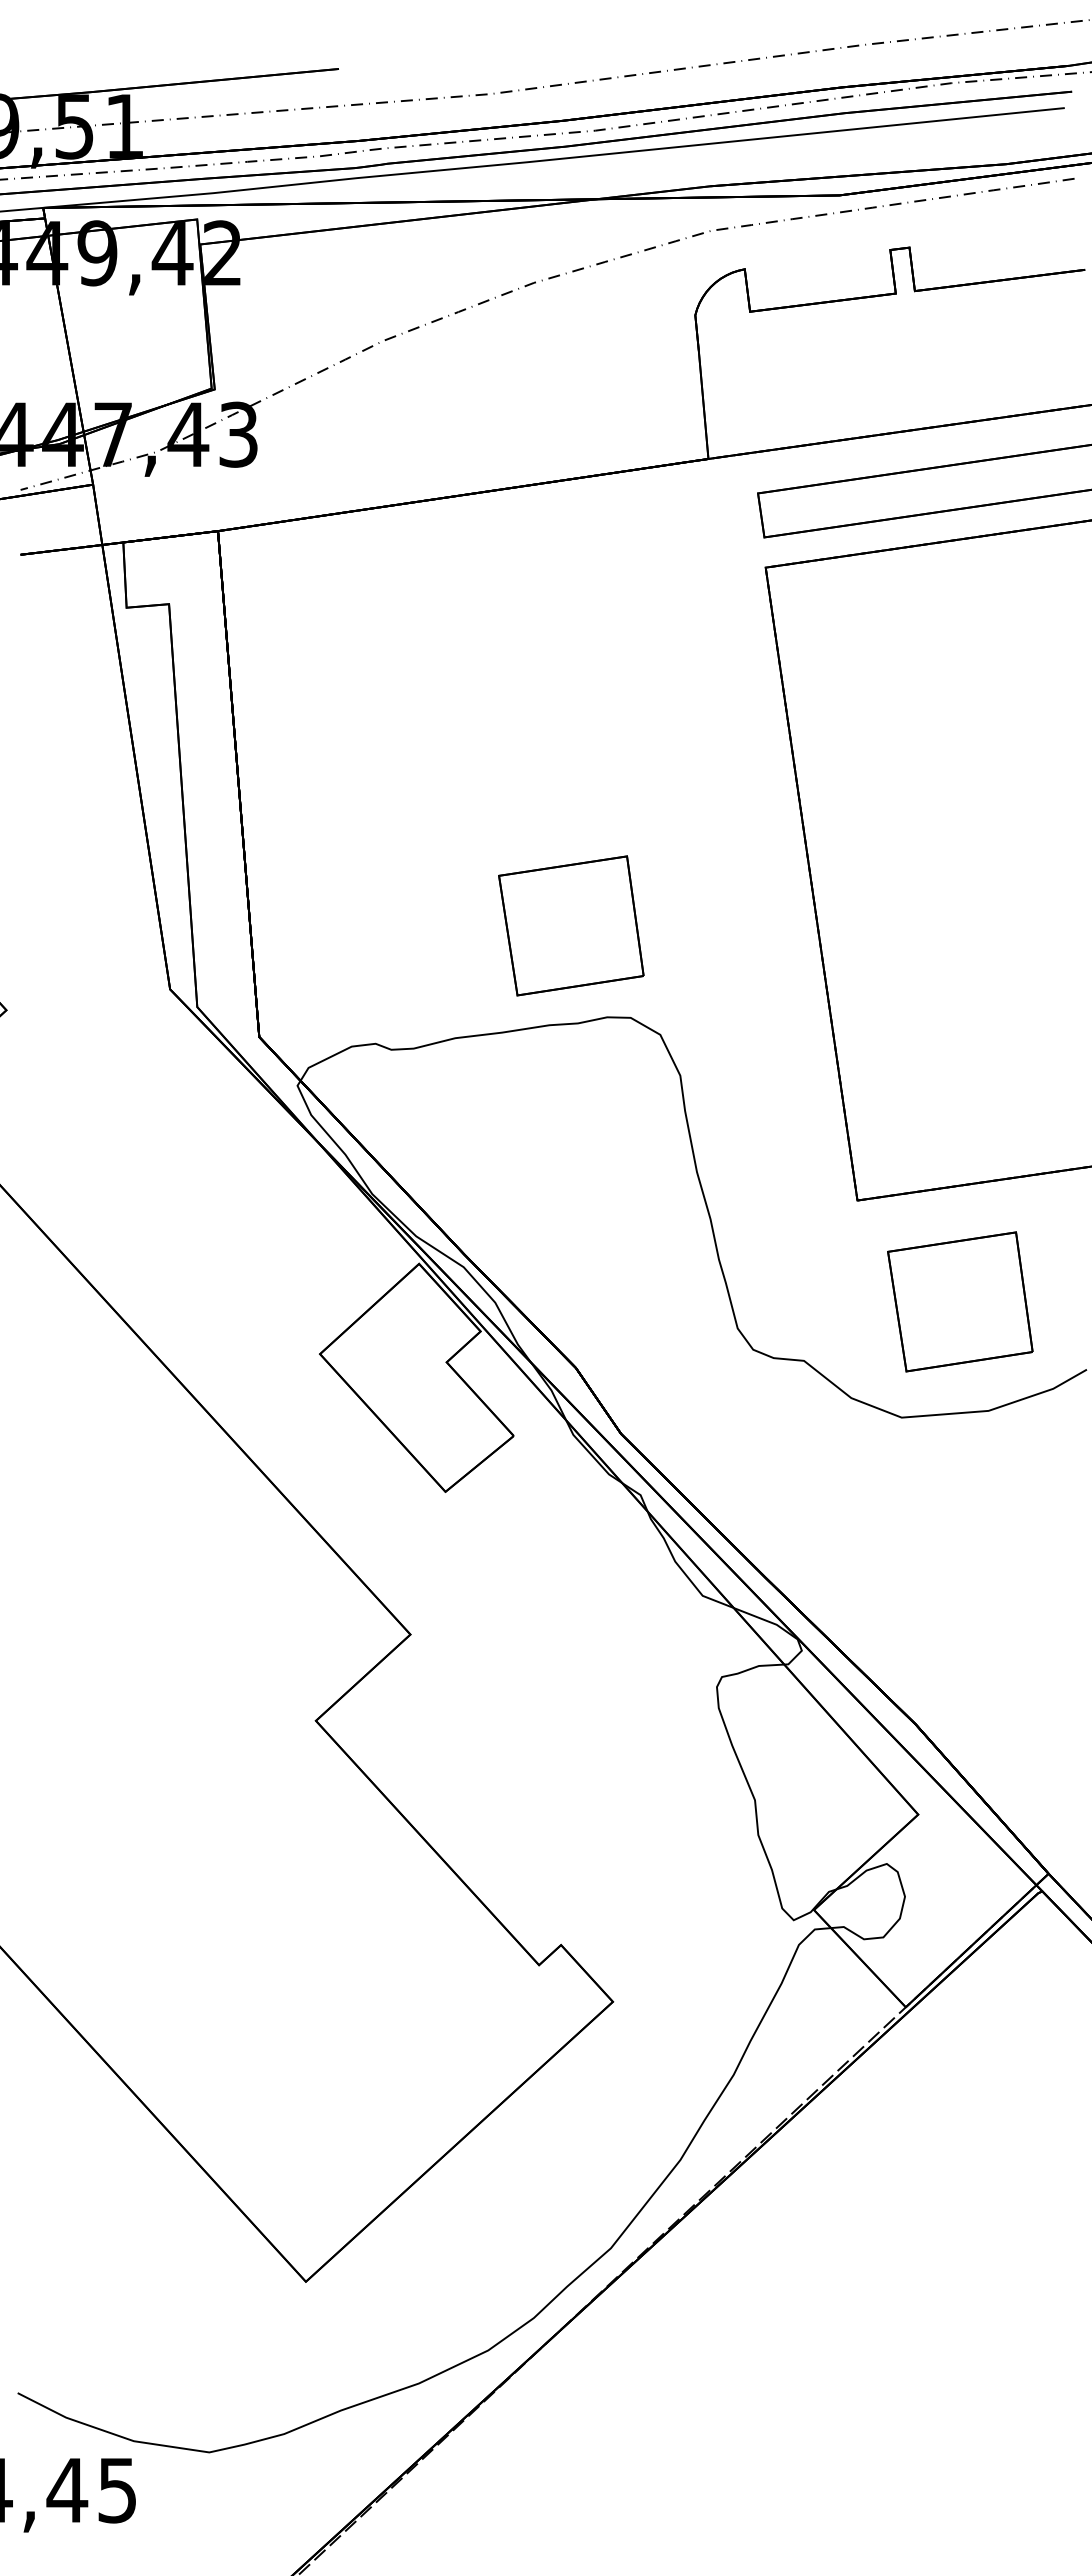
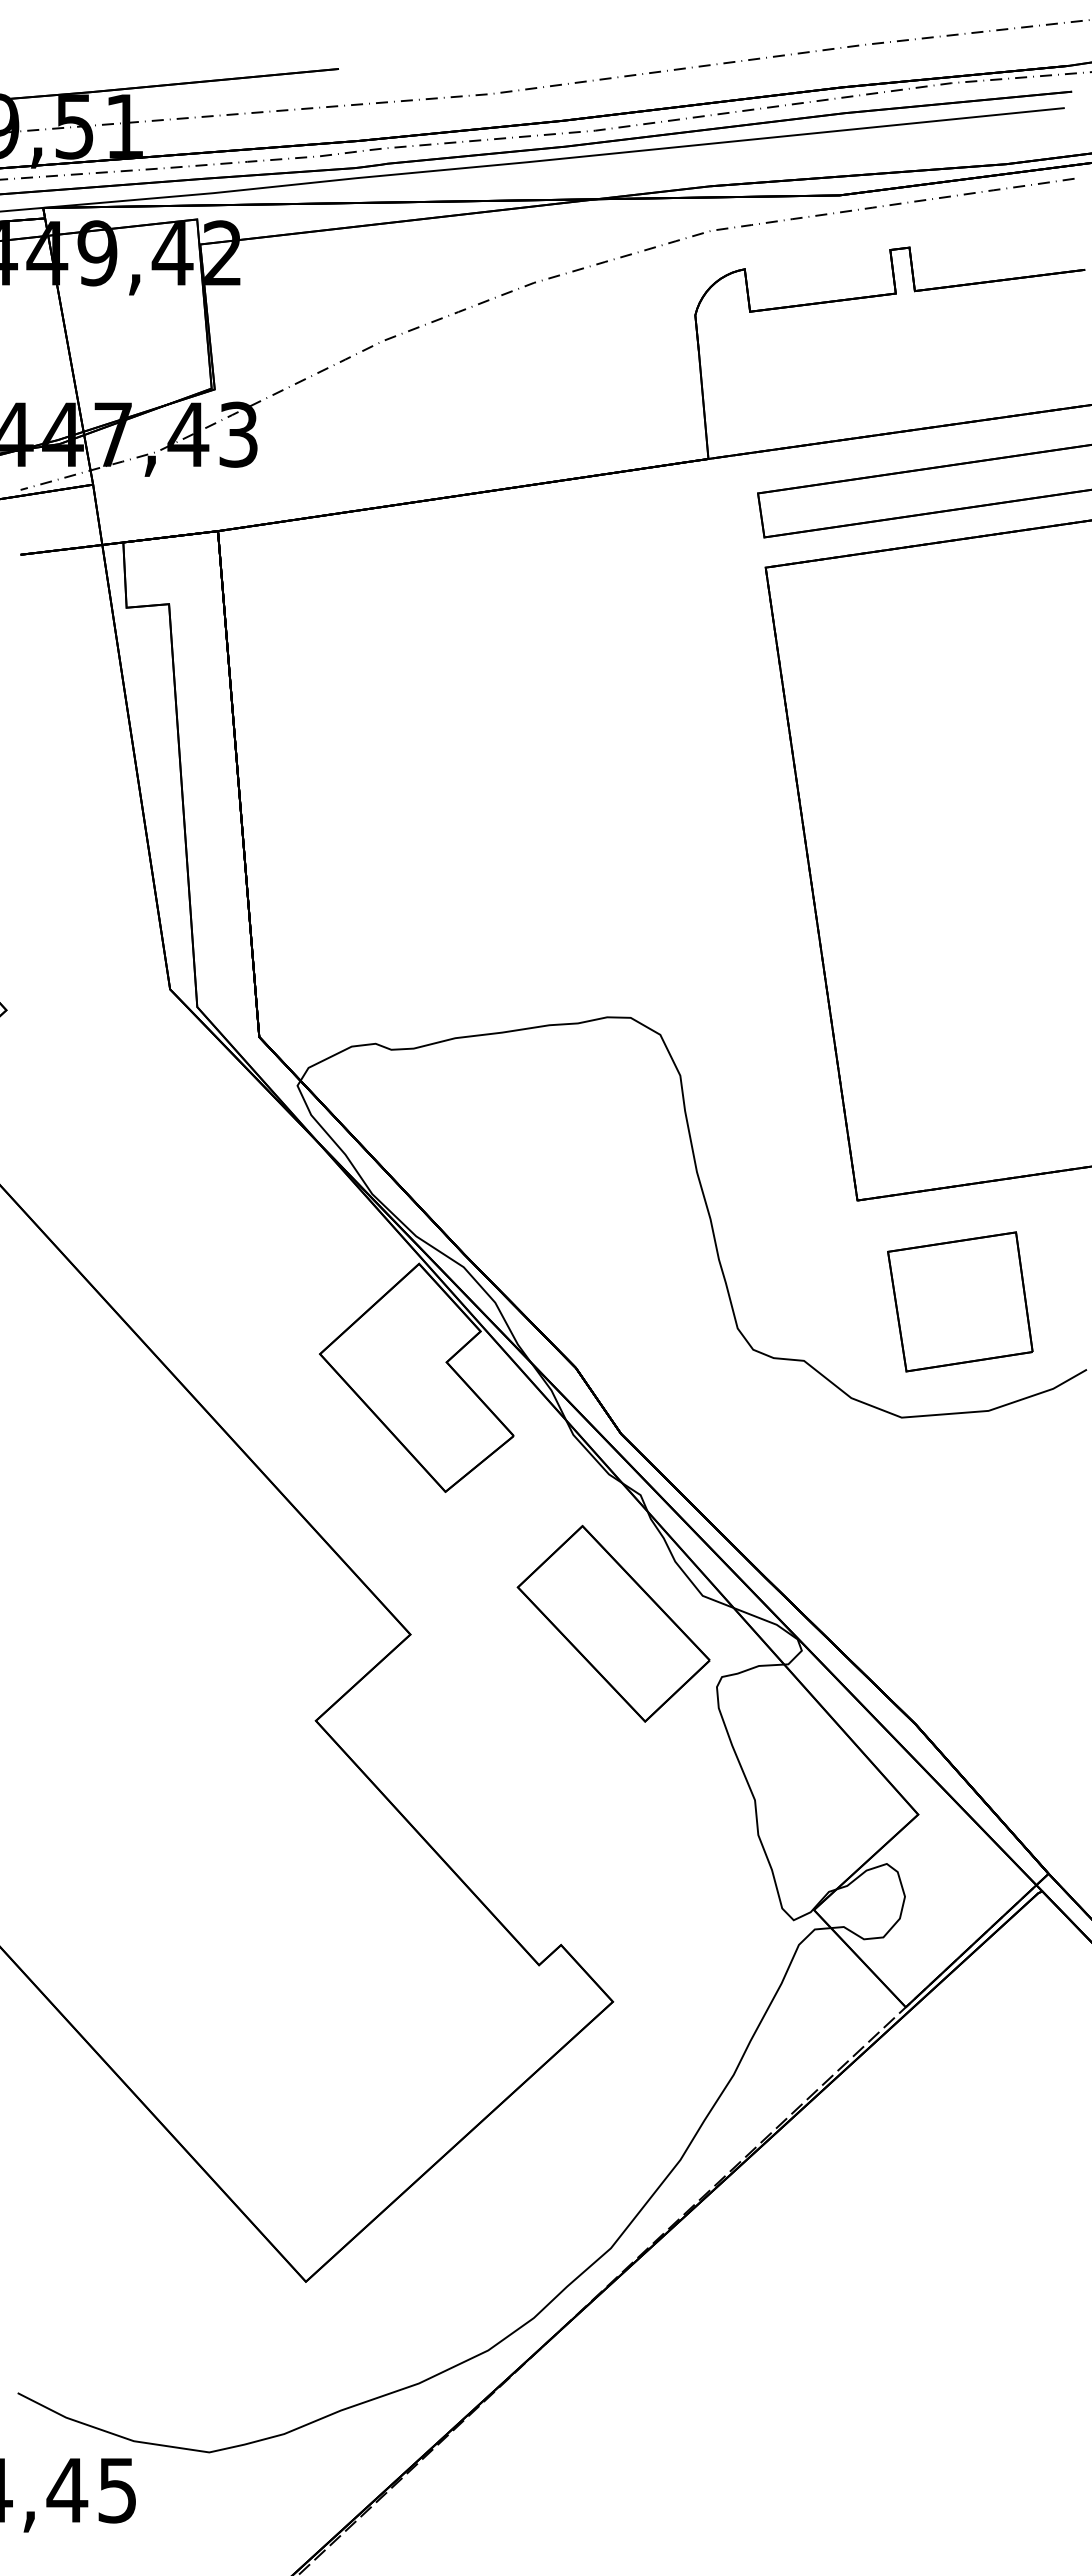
part: present -> none (571, 925)
part: none -> present (613, 1623)
